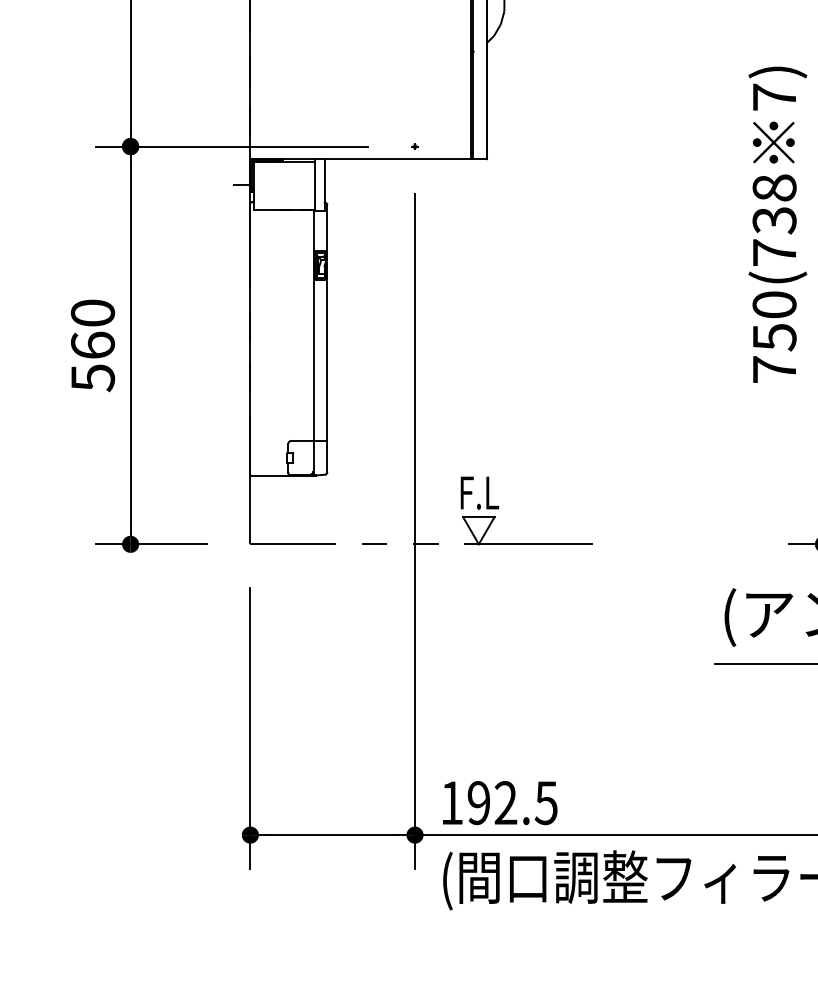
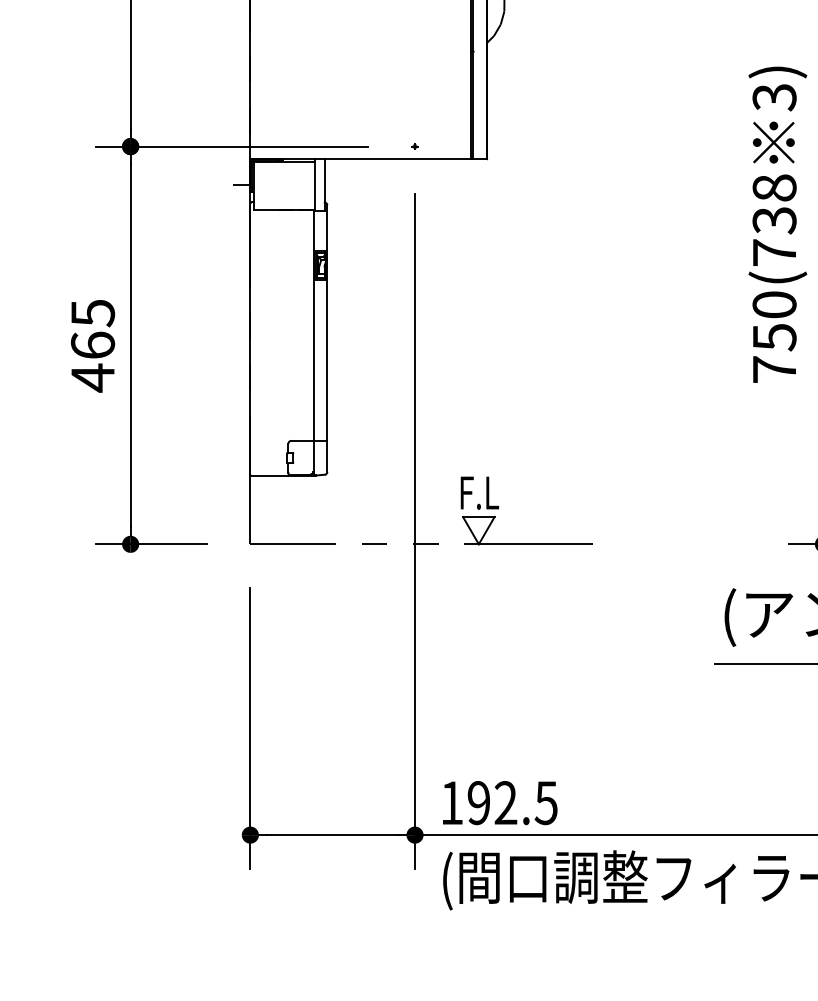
text: 7) -> 3) (774, 97)
text: 560 -> 465 (92, 345)
